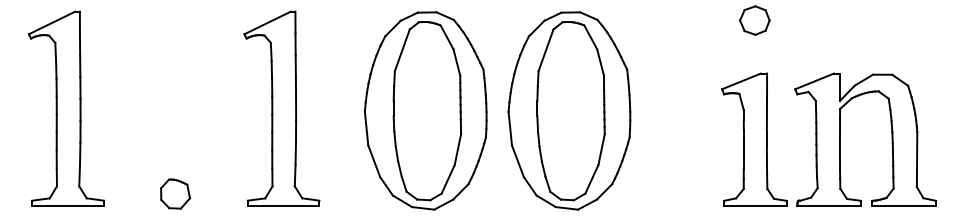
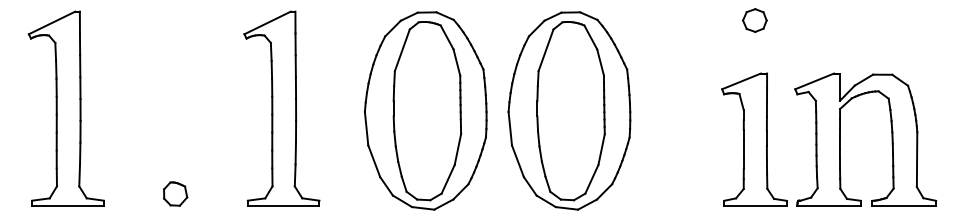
part size: 32x31 px -> 26x25 px (754, 20)
part size: 32x32 px -> 26x26 px (175, 193)
